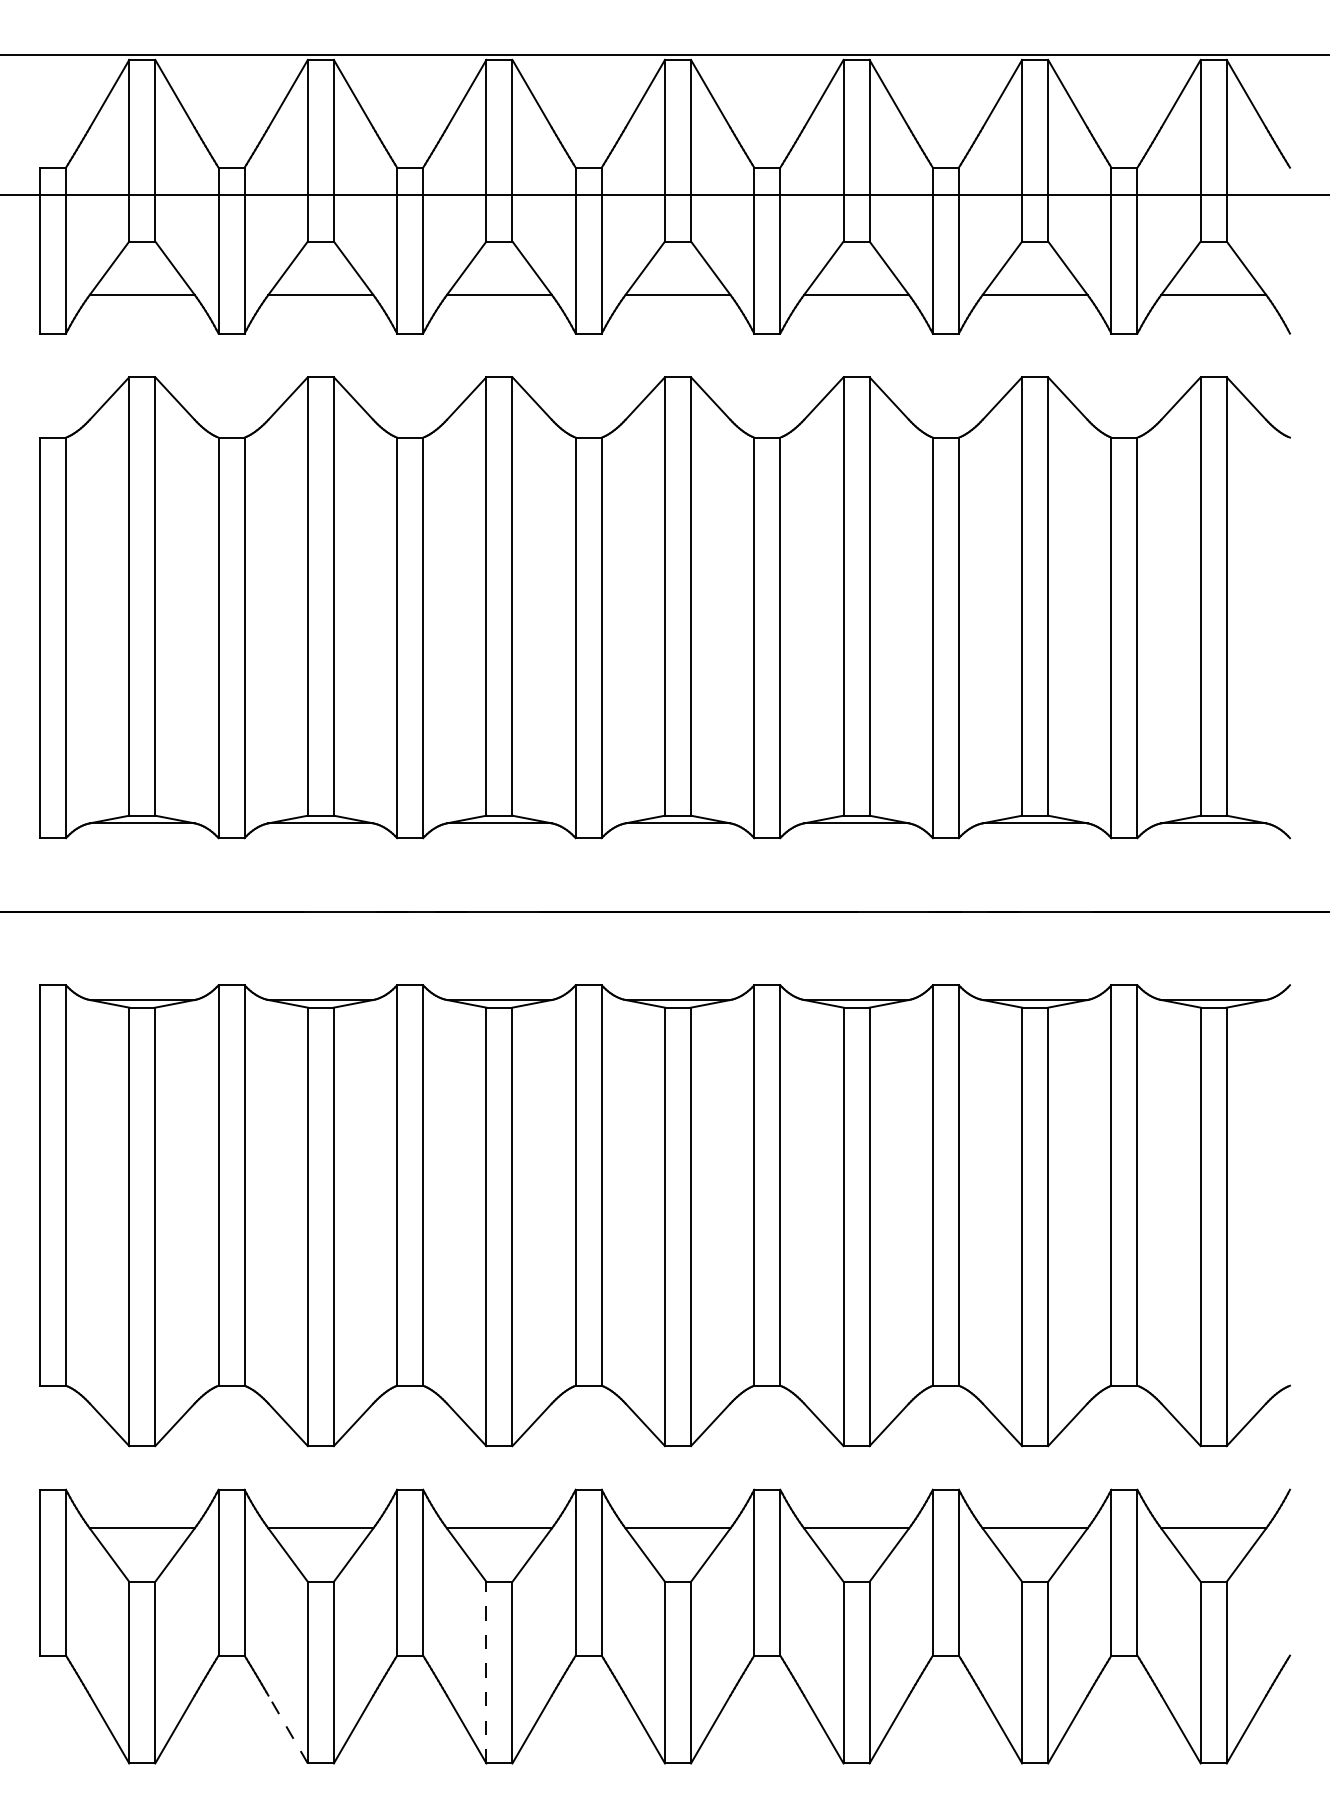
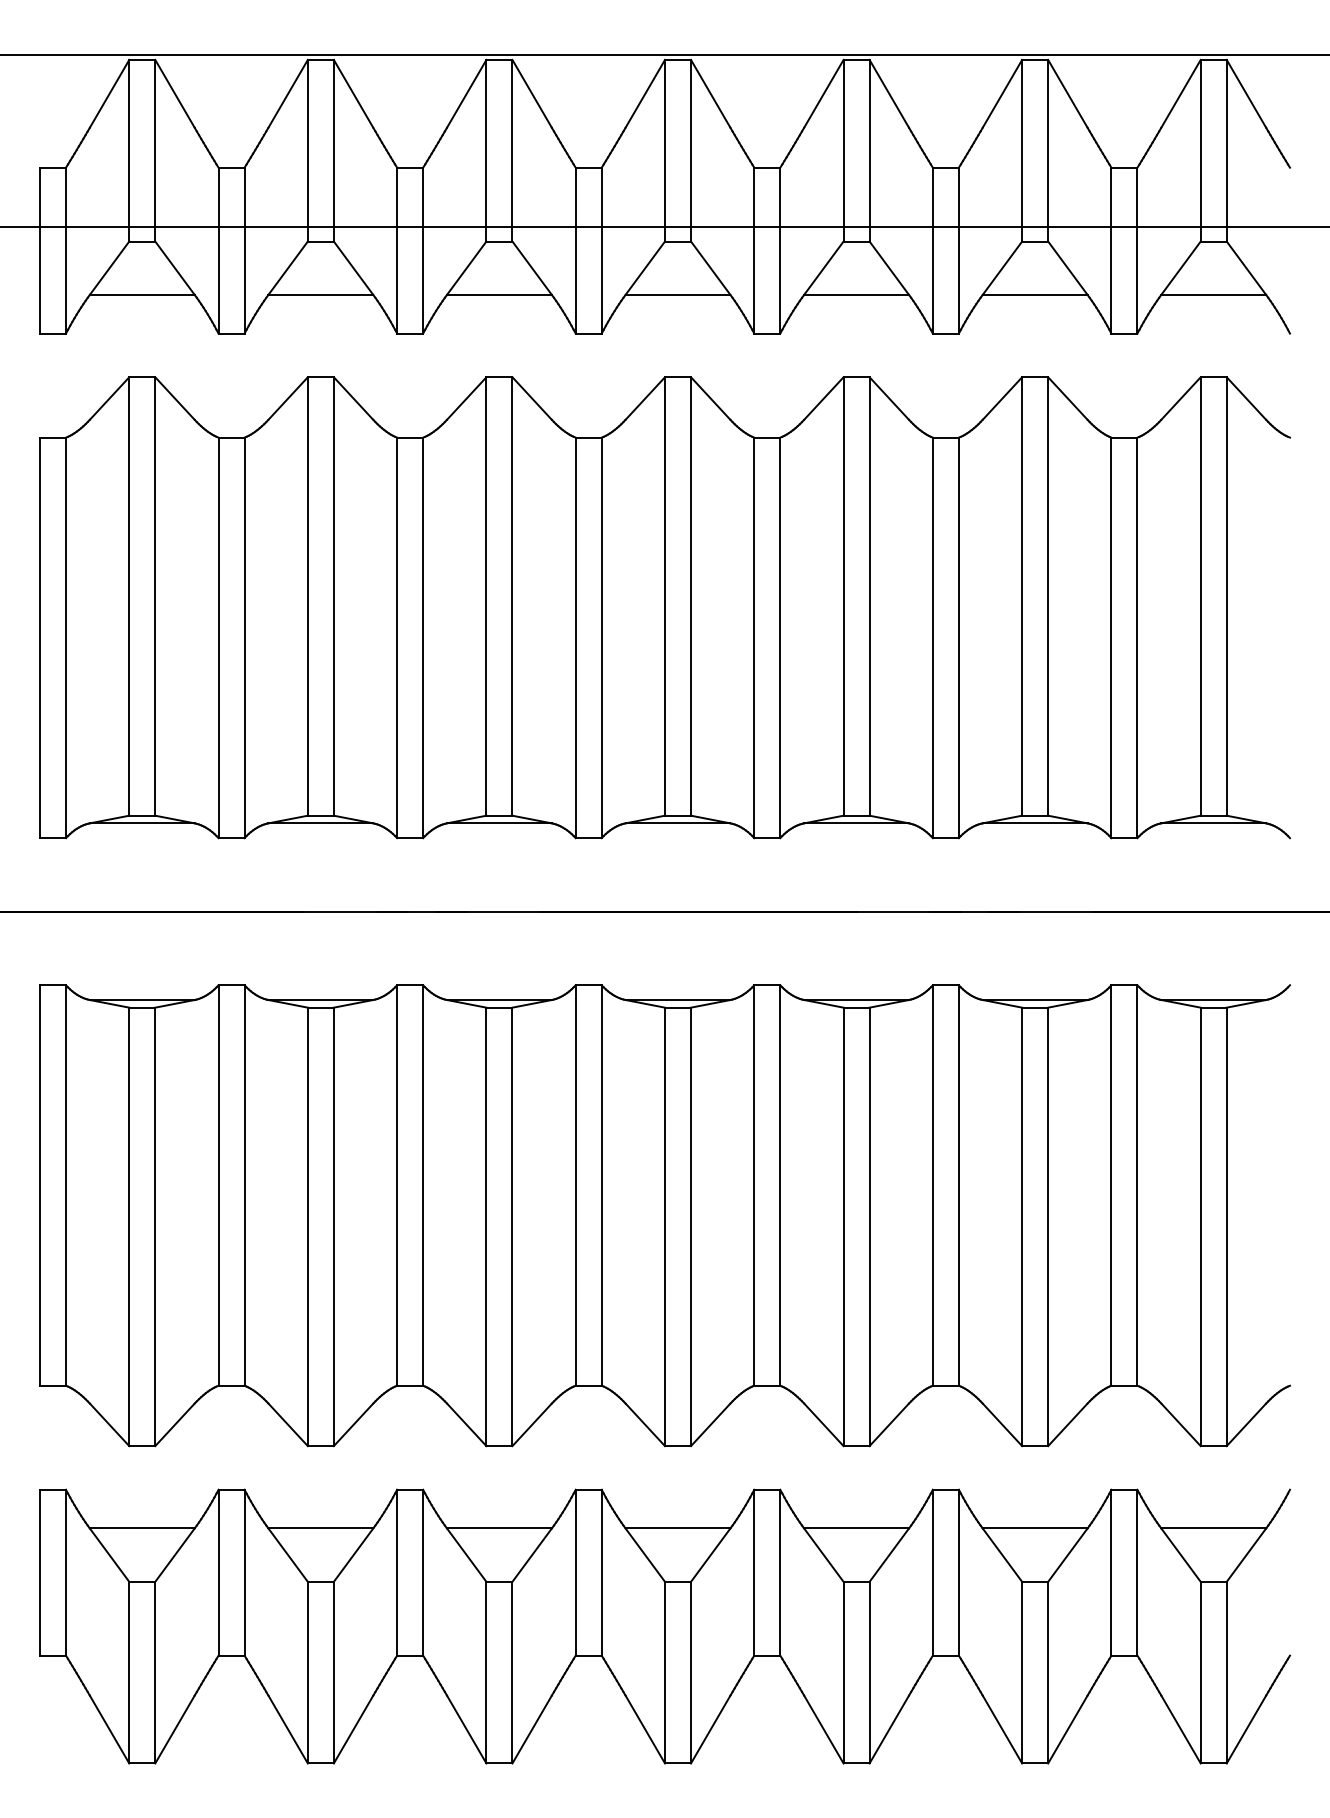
line position: (664, 195) -> (664, 227) (664, 227)
line: dashed -> solid (486, 1672)
line: dashed -> solid (287, 1729)
